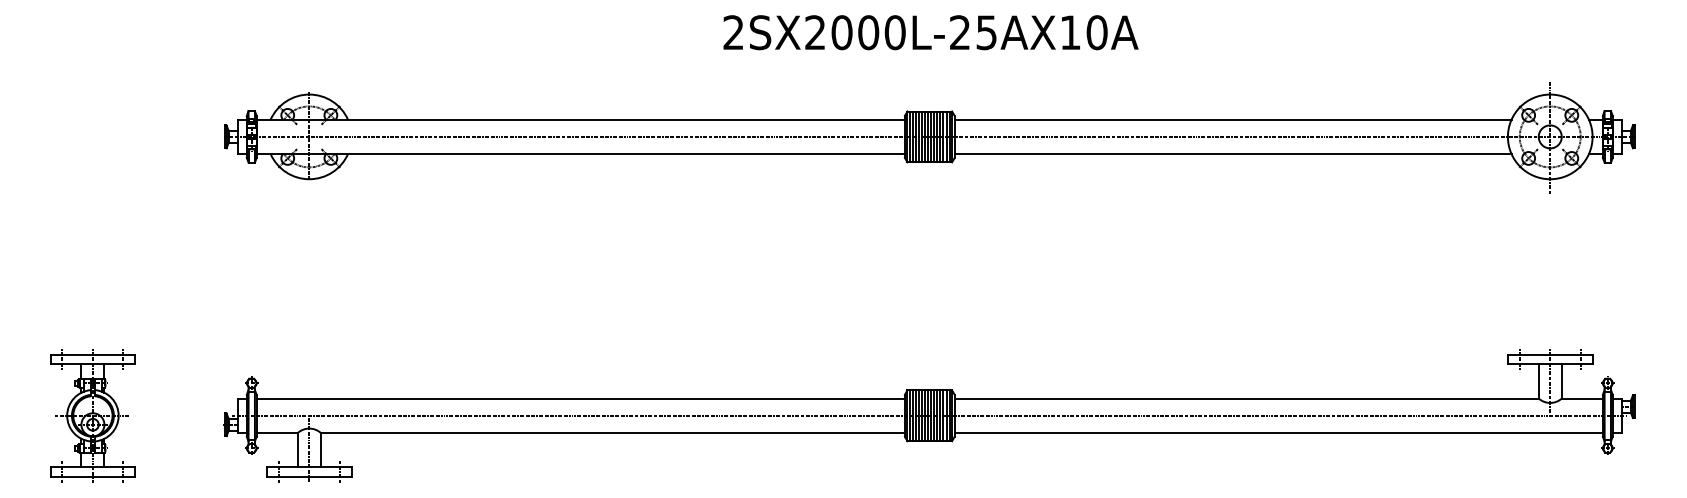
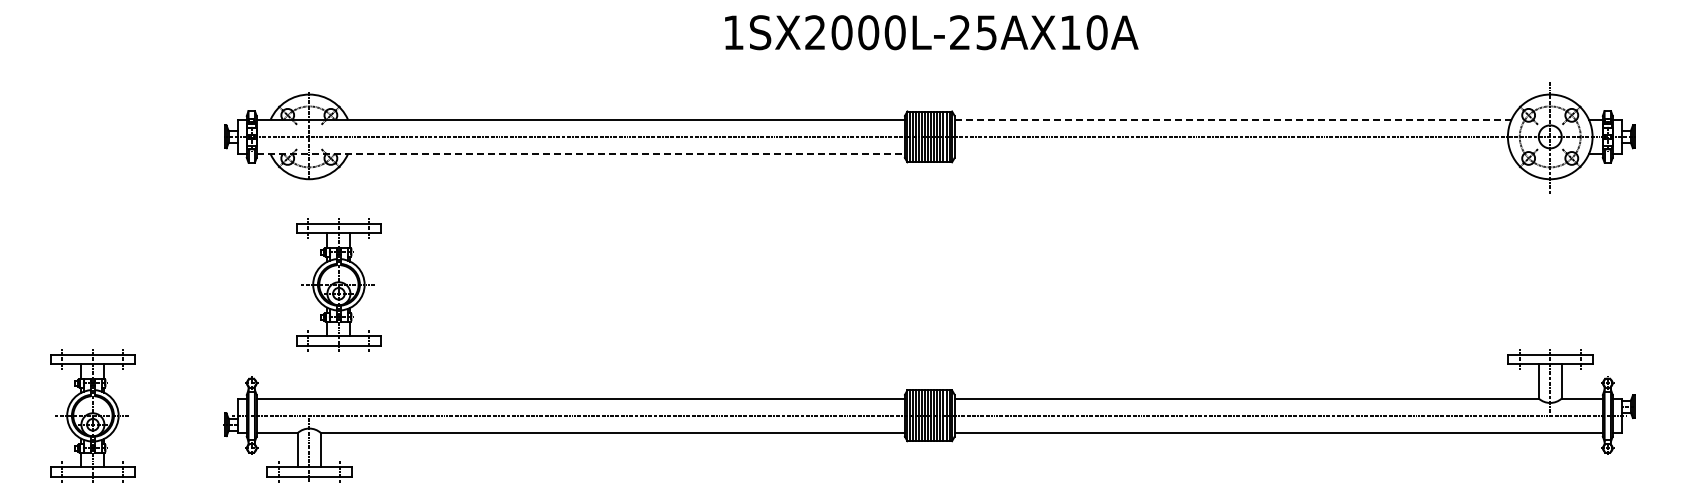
text: 2SX2000L-25AX10A -> 1SX2000L-25AX10A (733, 32)
line: solid -> dashed (1232, 119)
line: solid -> dashed (581, 154)
line: present -> none (1232, 154)
part: none -> present (338, 284)
